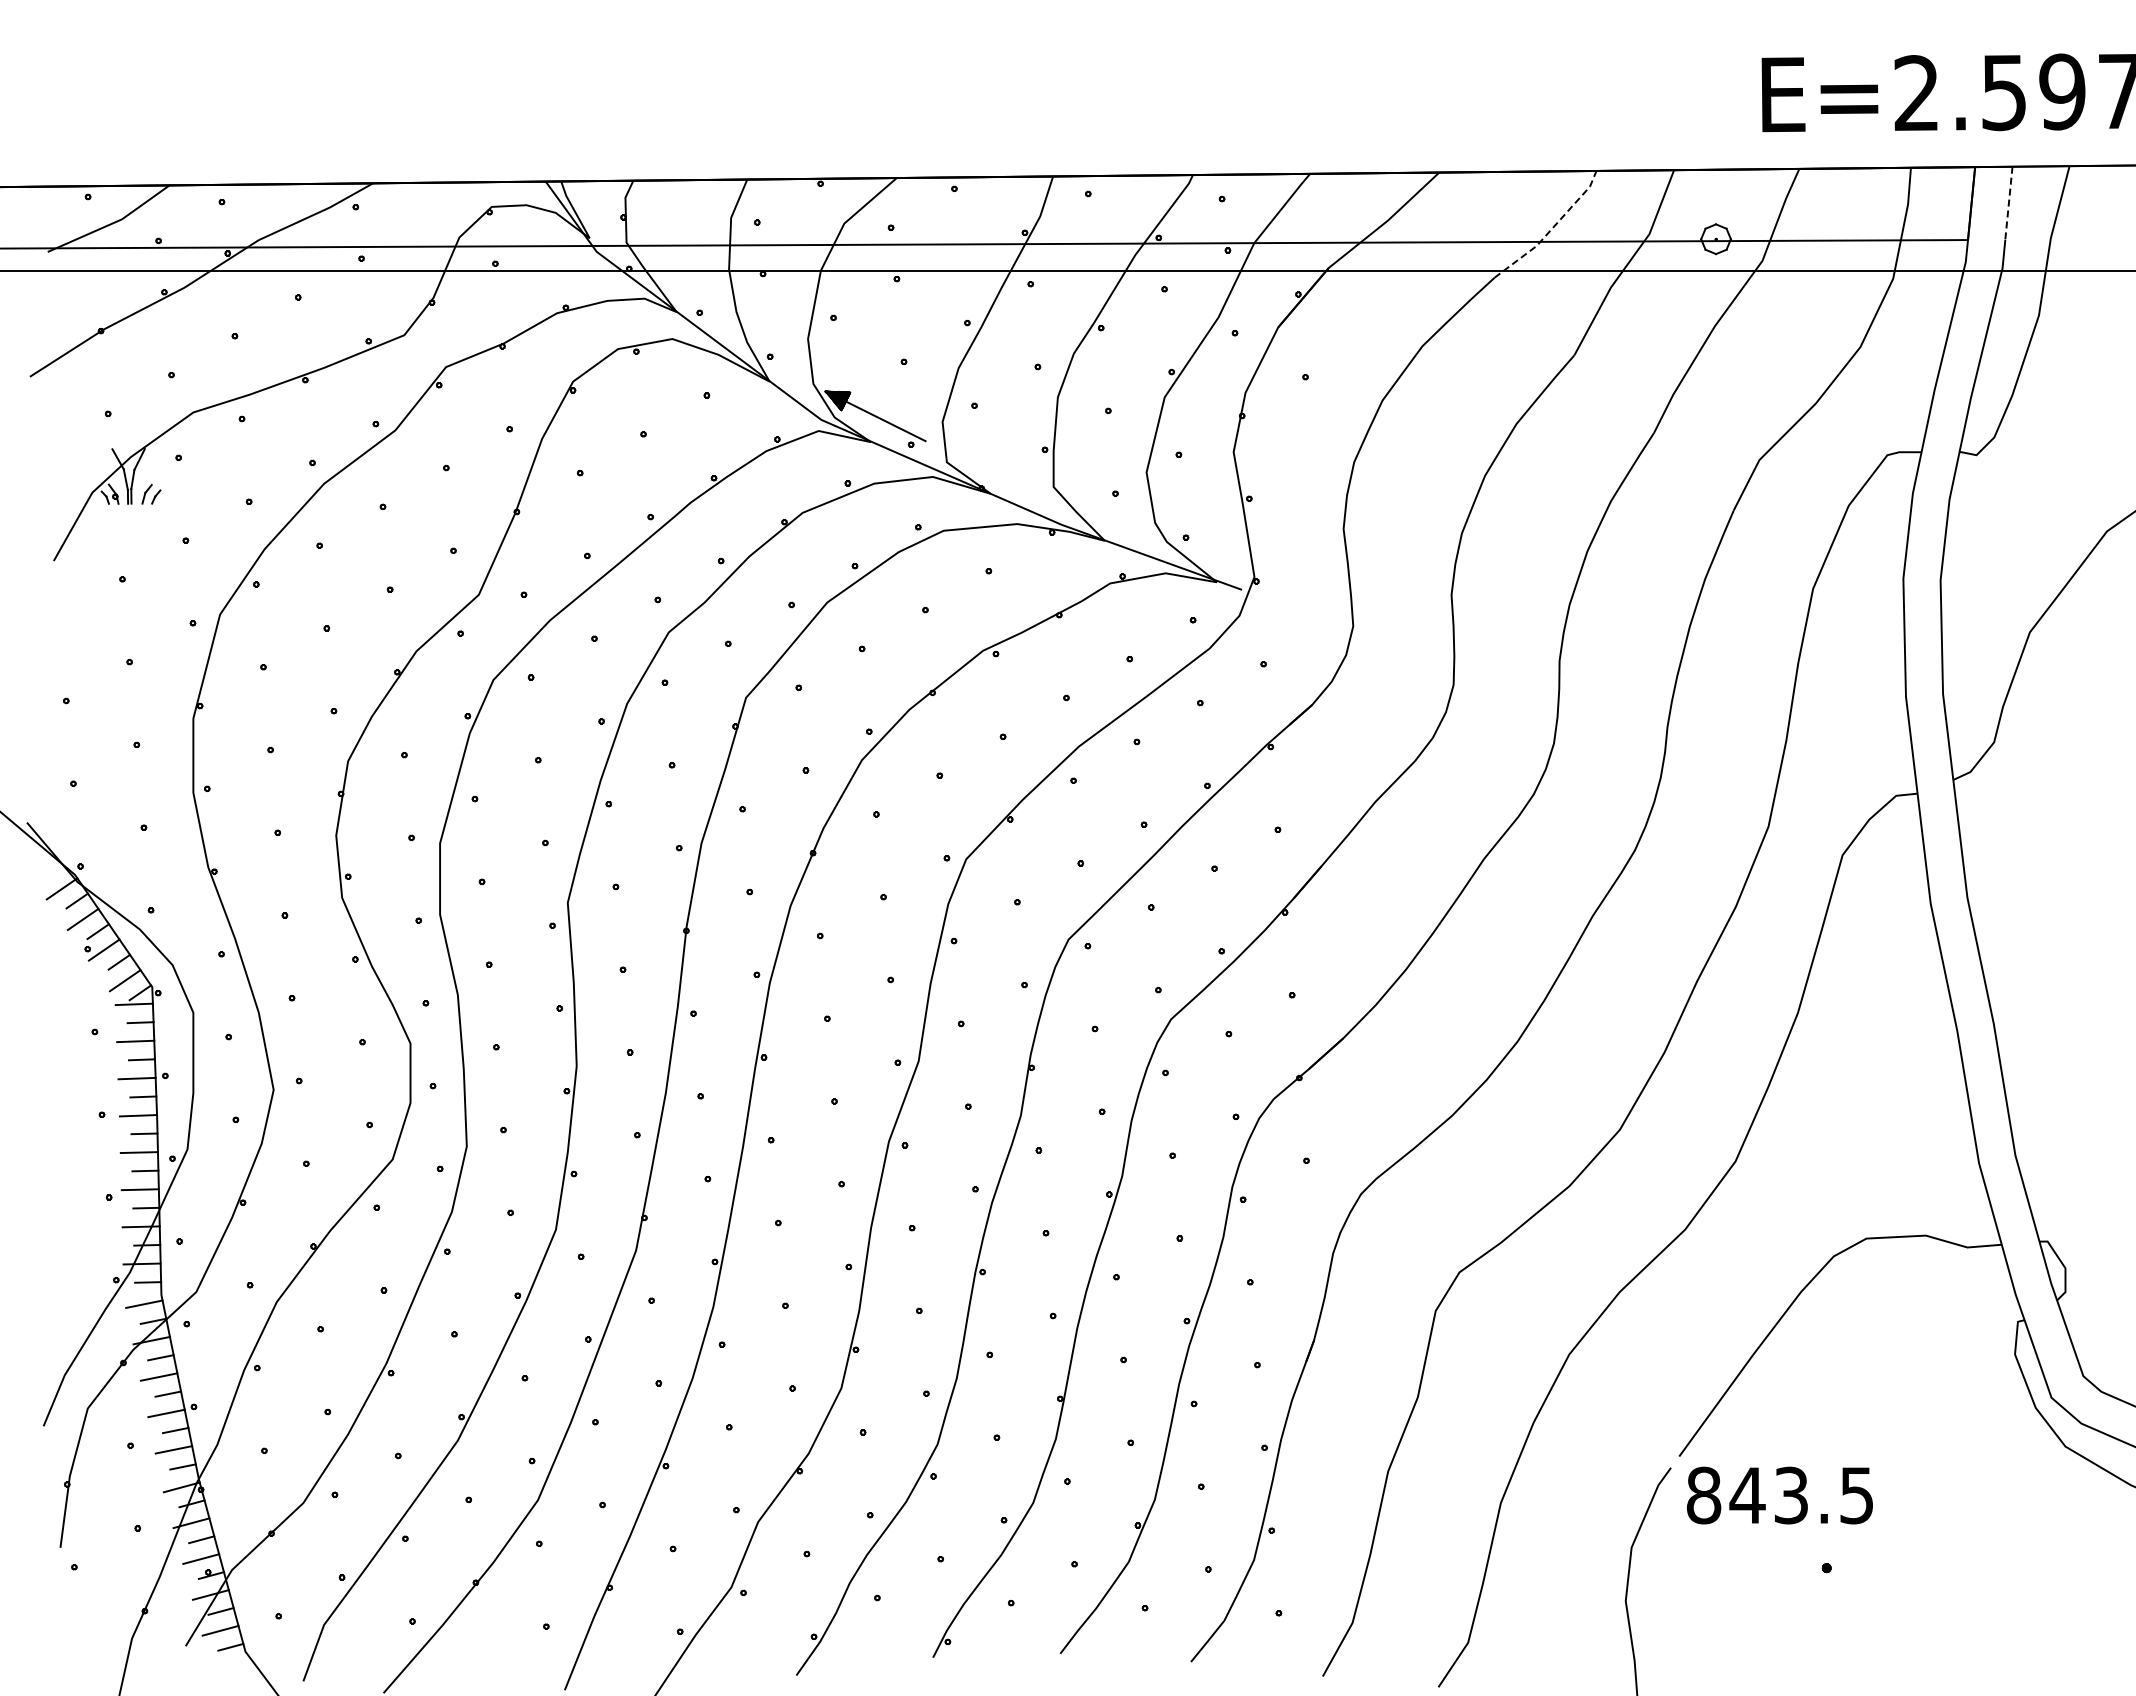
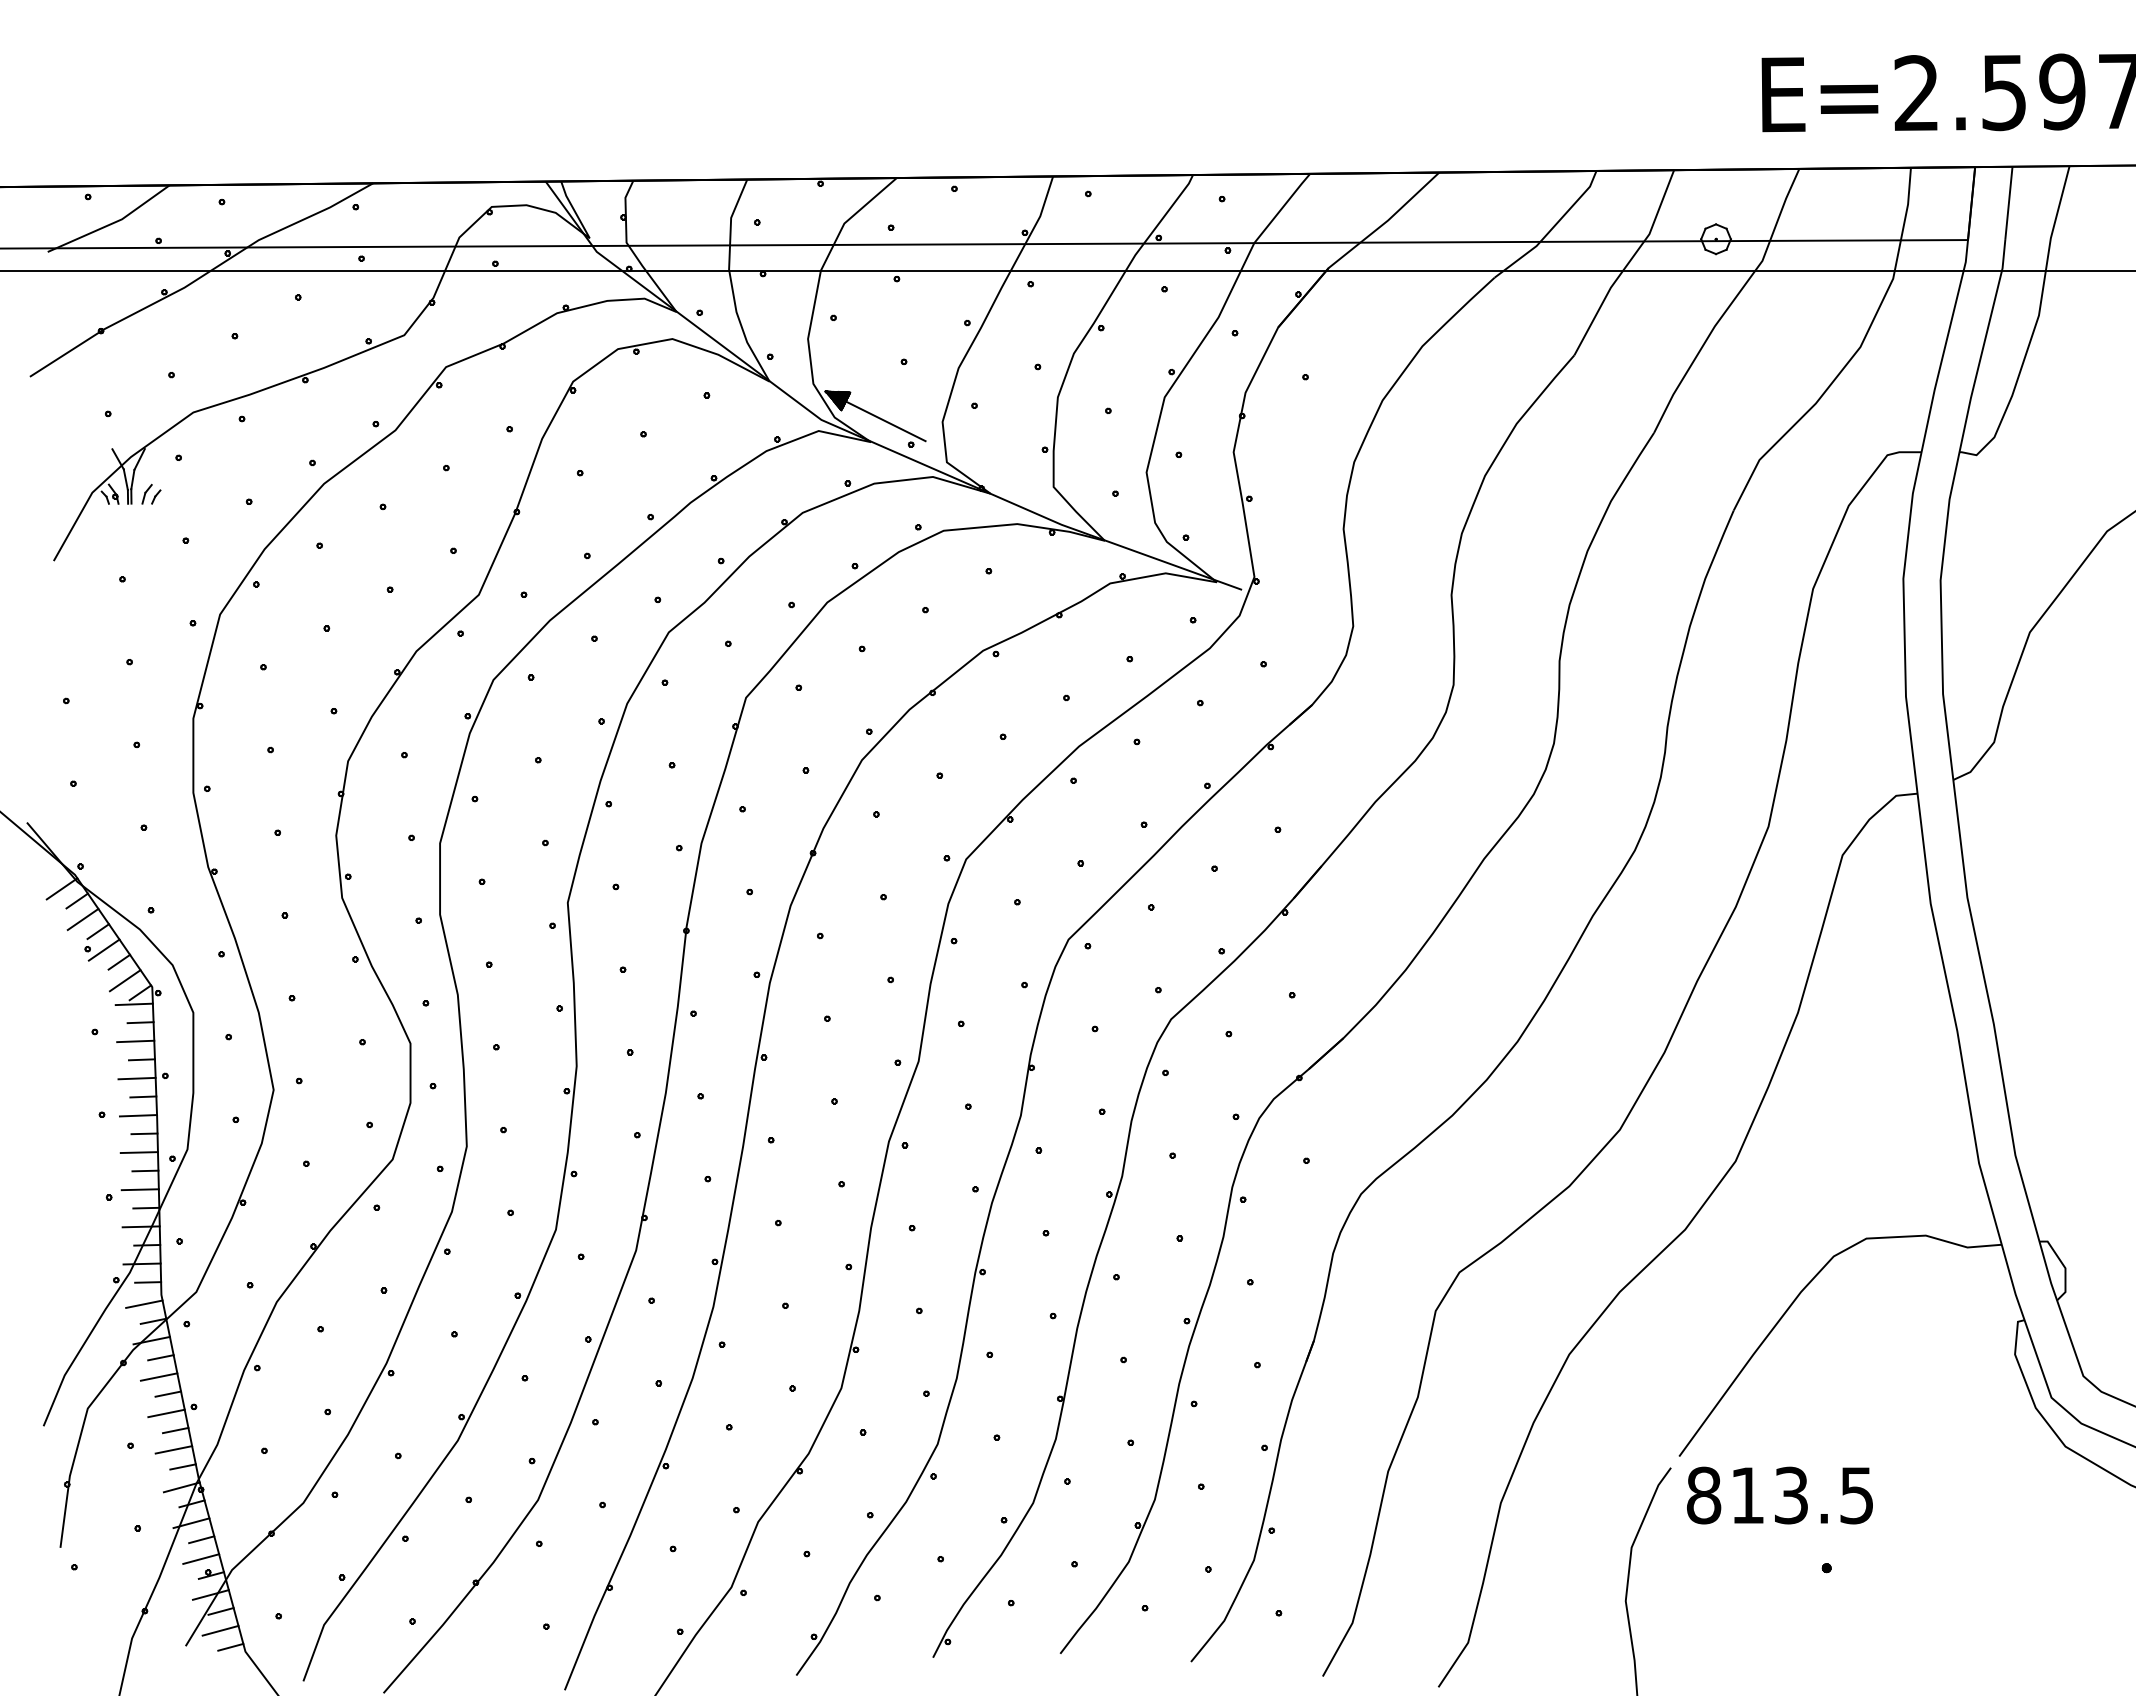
line: dashed -> solid (2008, 203)
line: dashed -> solid (1551, 229)
text: 843.5 -> 813.5 (1747, 1495)
